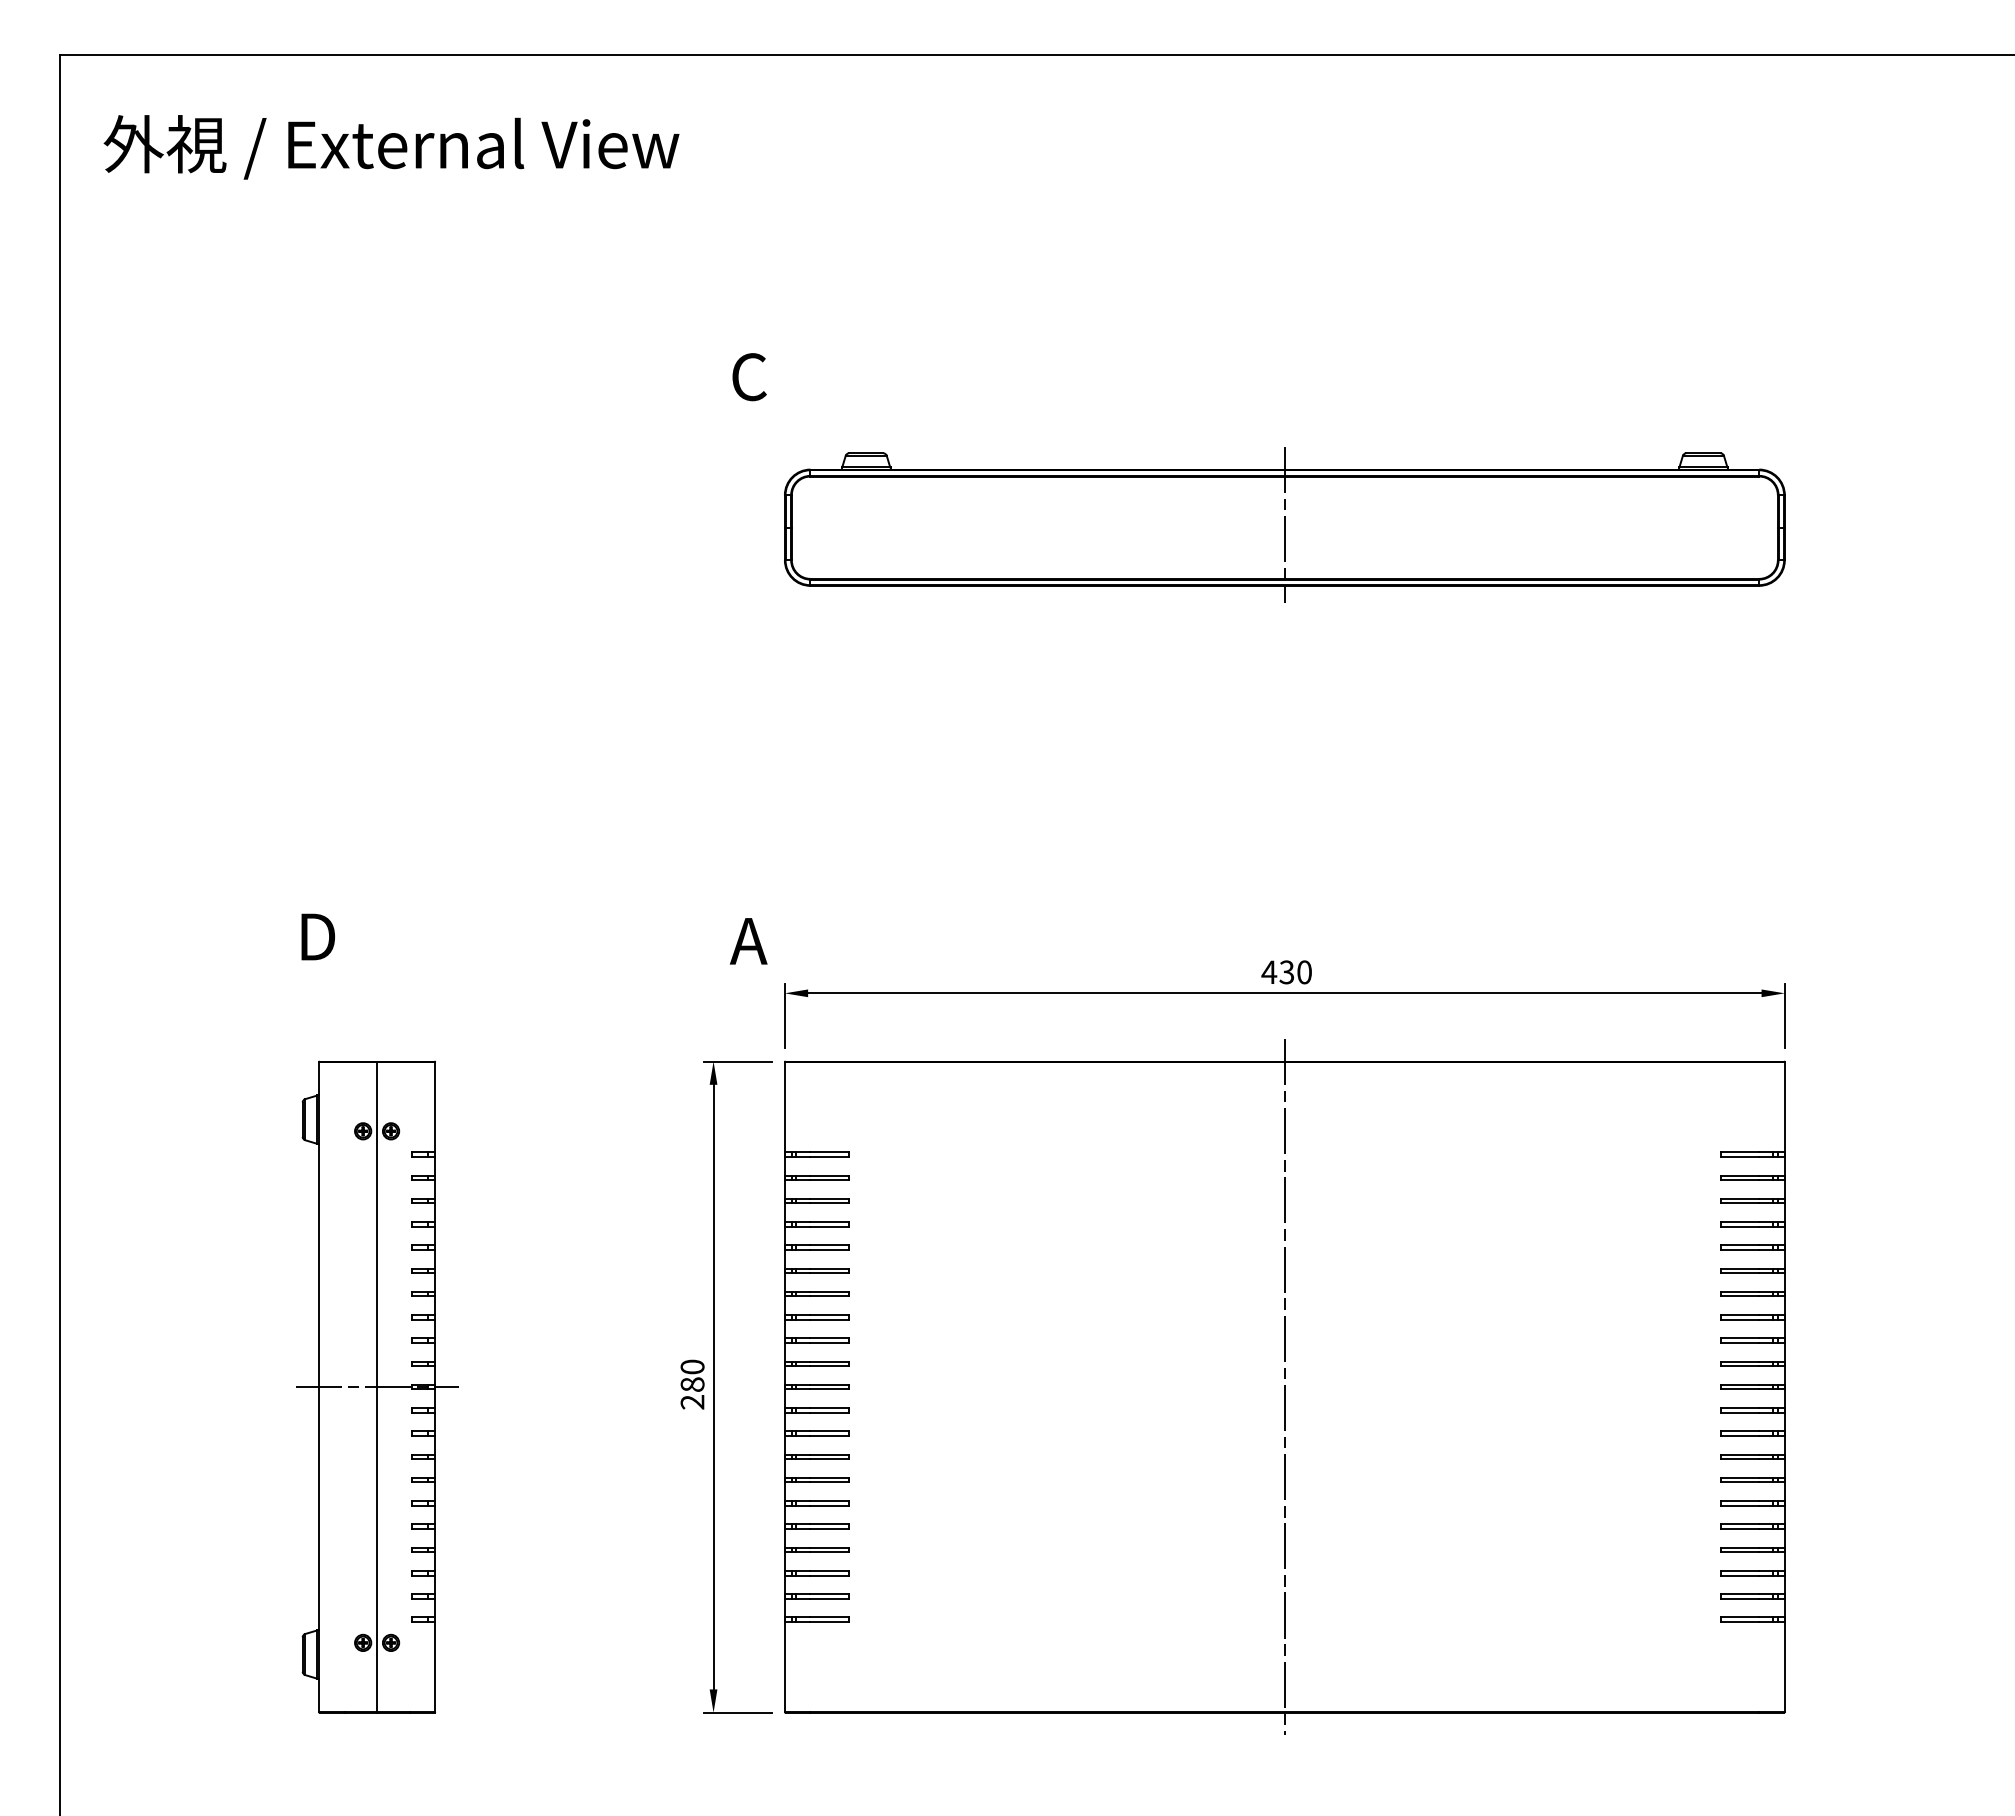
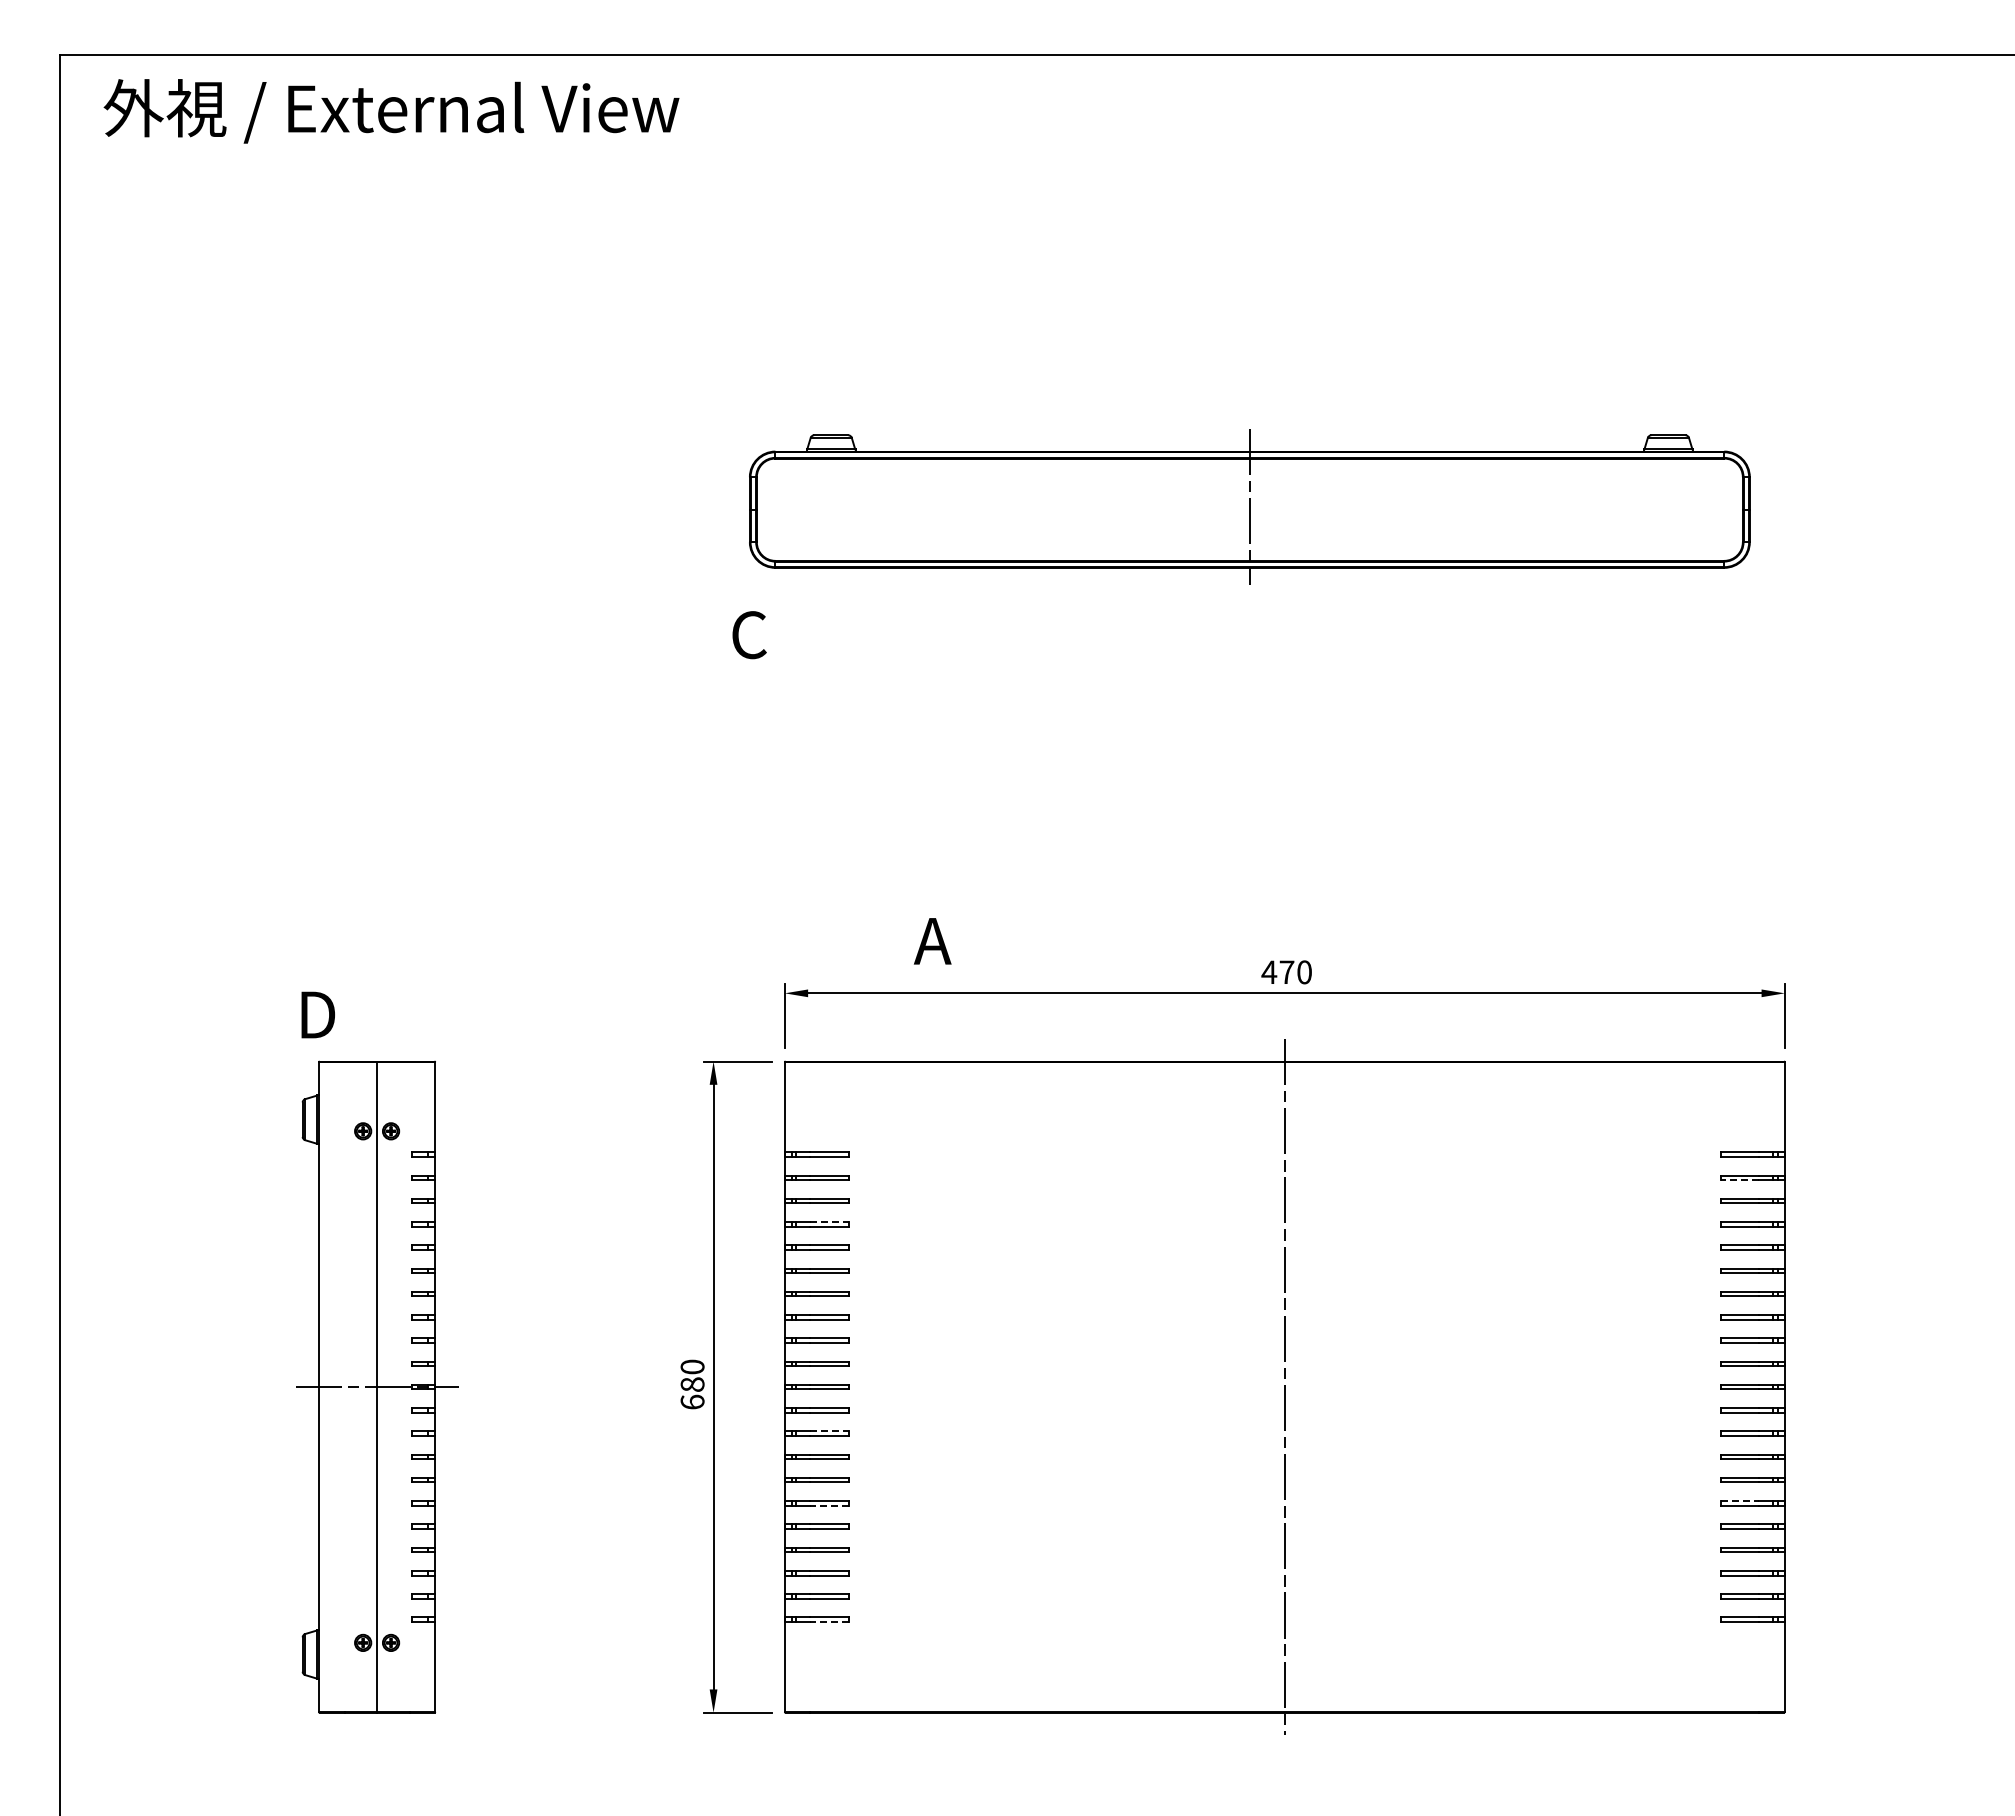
text position: (391, 147) -> (391, 111) (391, 111)
text position: (749, 377) -> (749, 635) (749, 635)
part position: (1284, 524) -> (1249, 506) (1249, 506)
text position: (317, 936) -> (317, 1014) (317, 1014)
text position: (748, 941) -> (932, 941) (932, 941)
text: 430 -> 470 (1286, 972)
line: solid -> dashed (1739, 1180)
line: solid -> dashed (830, 1222)
text: 280 -> 680 (692, 1401)
line: solid -> dashed (830, 1431)
line: solid -> dashed (1740, 1501)
line: solid -> dashed (829, 1505)
line: solid -> dashed (829, 1622)
